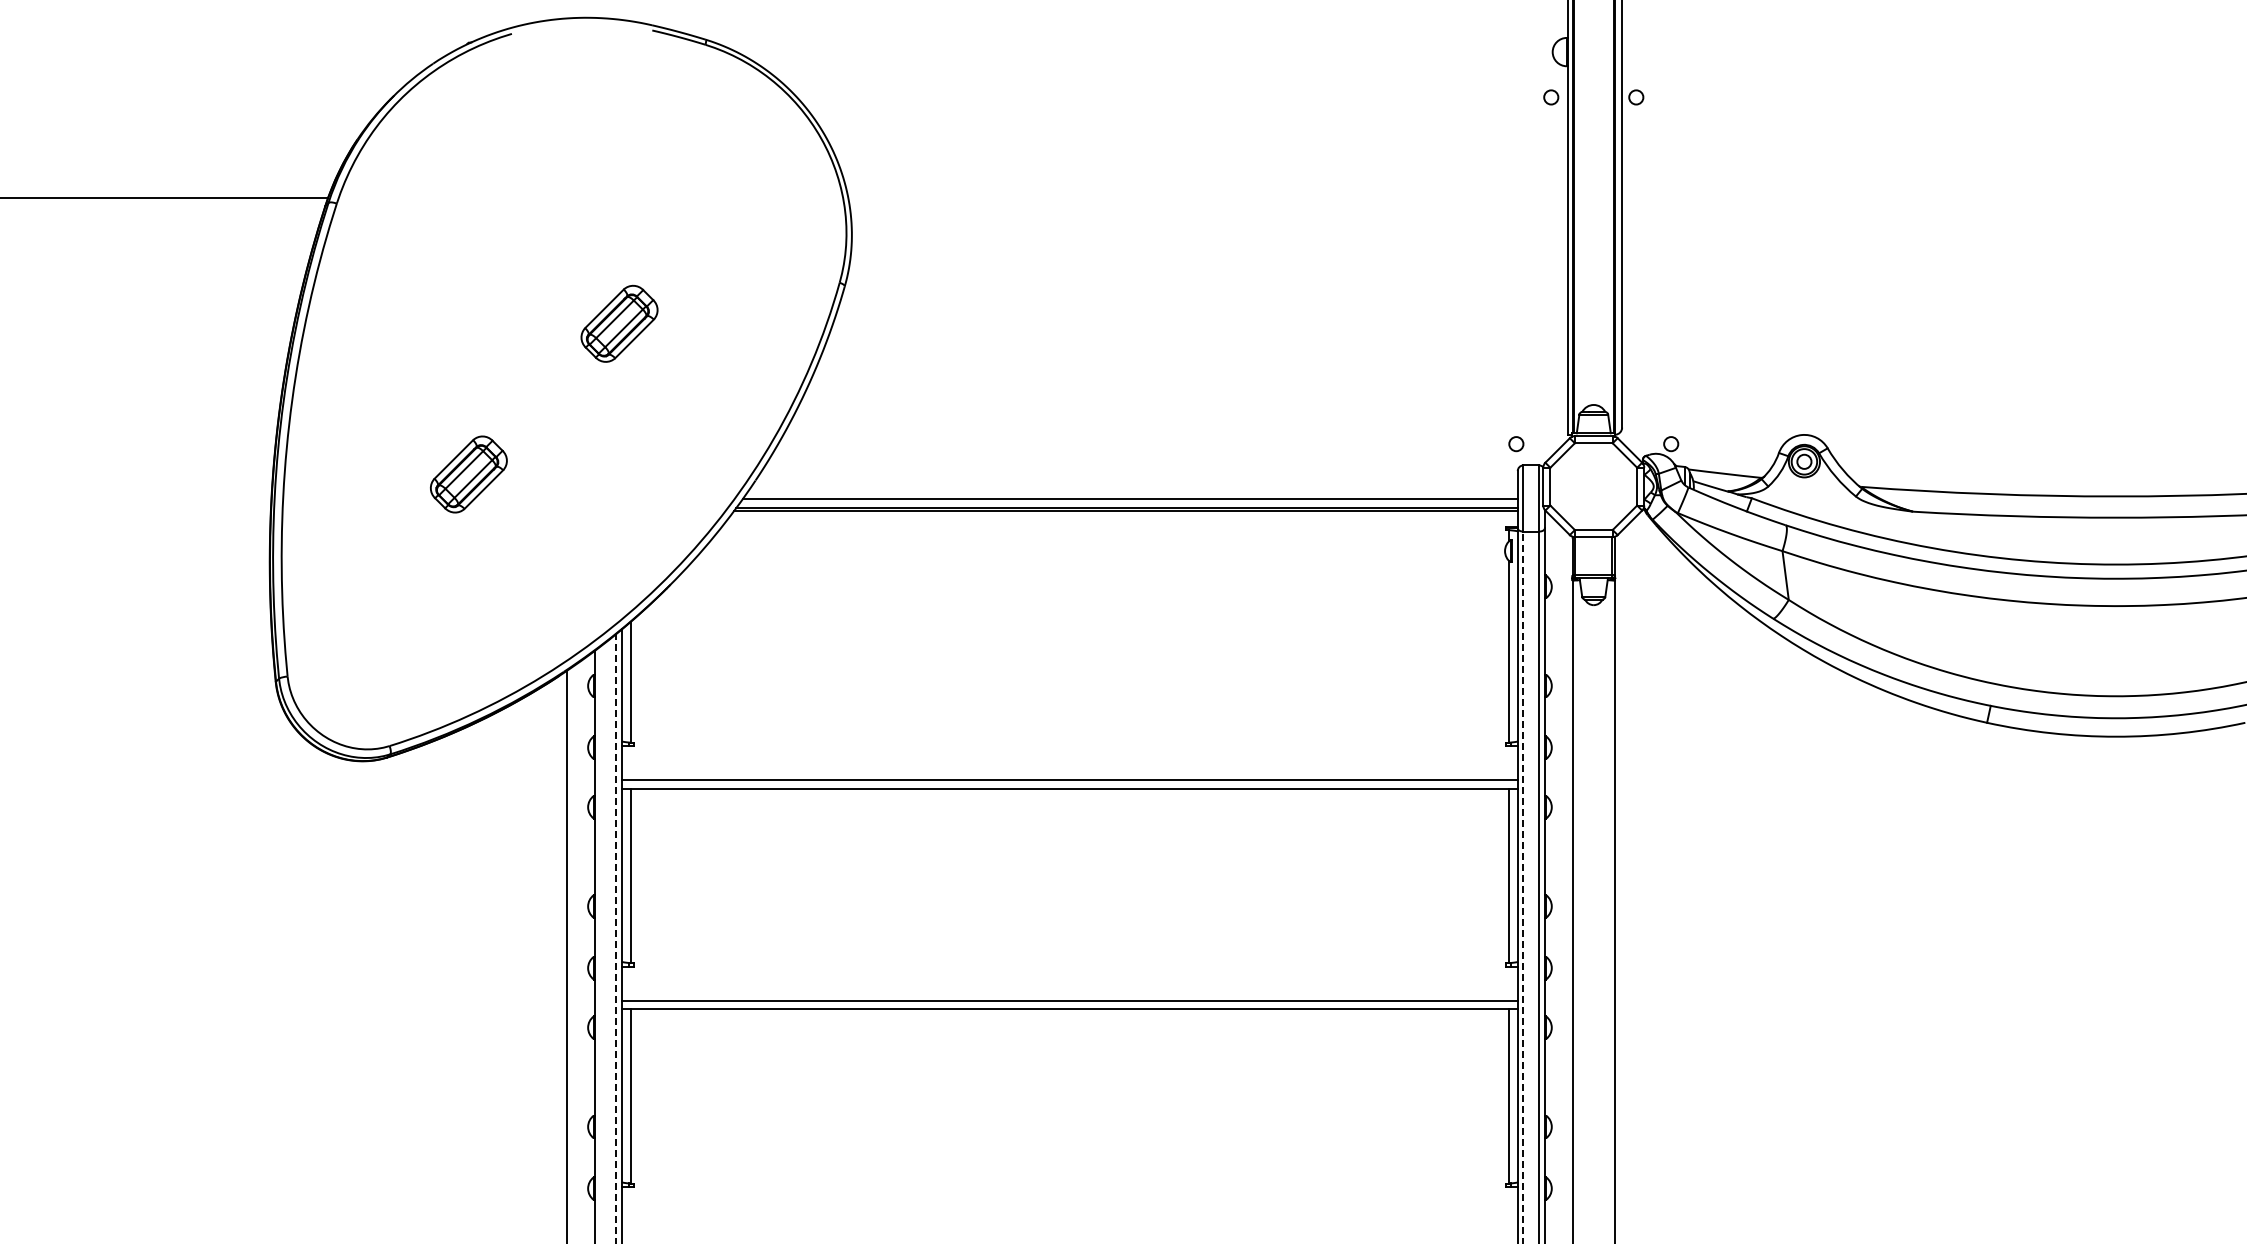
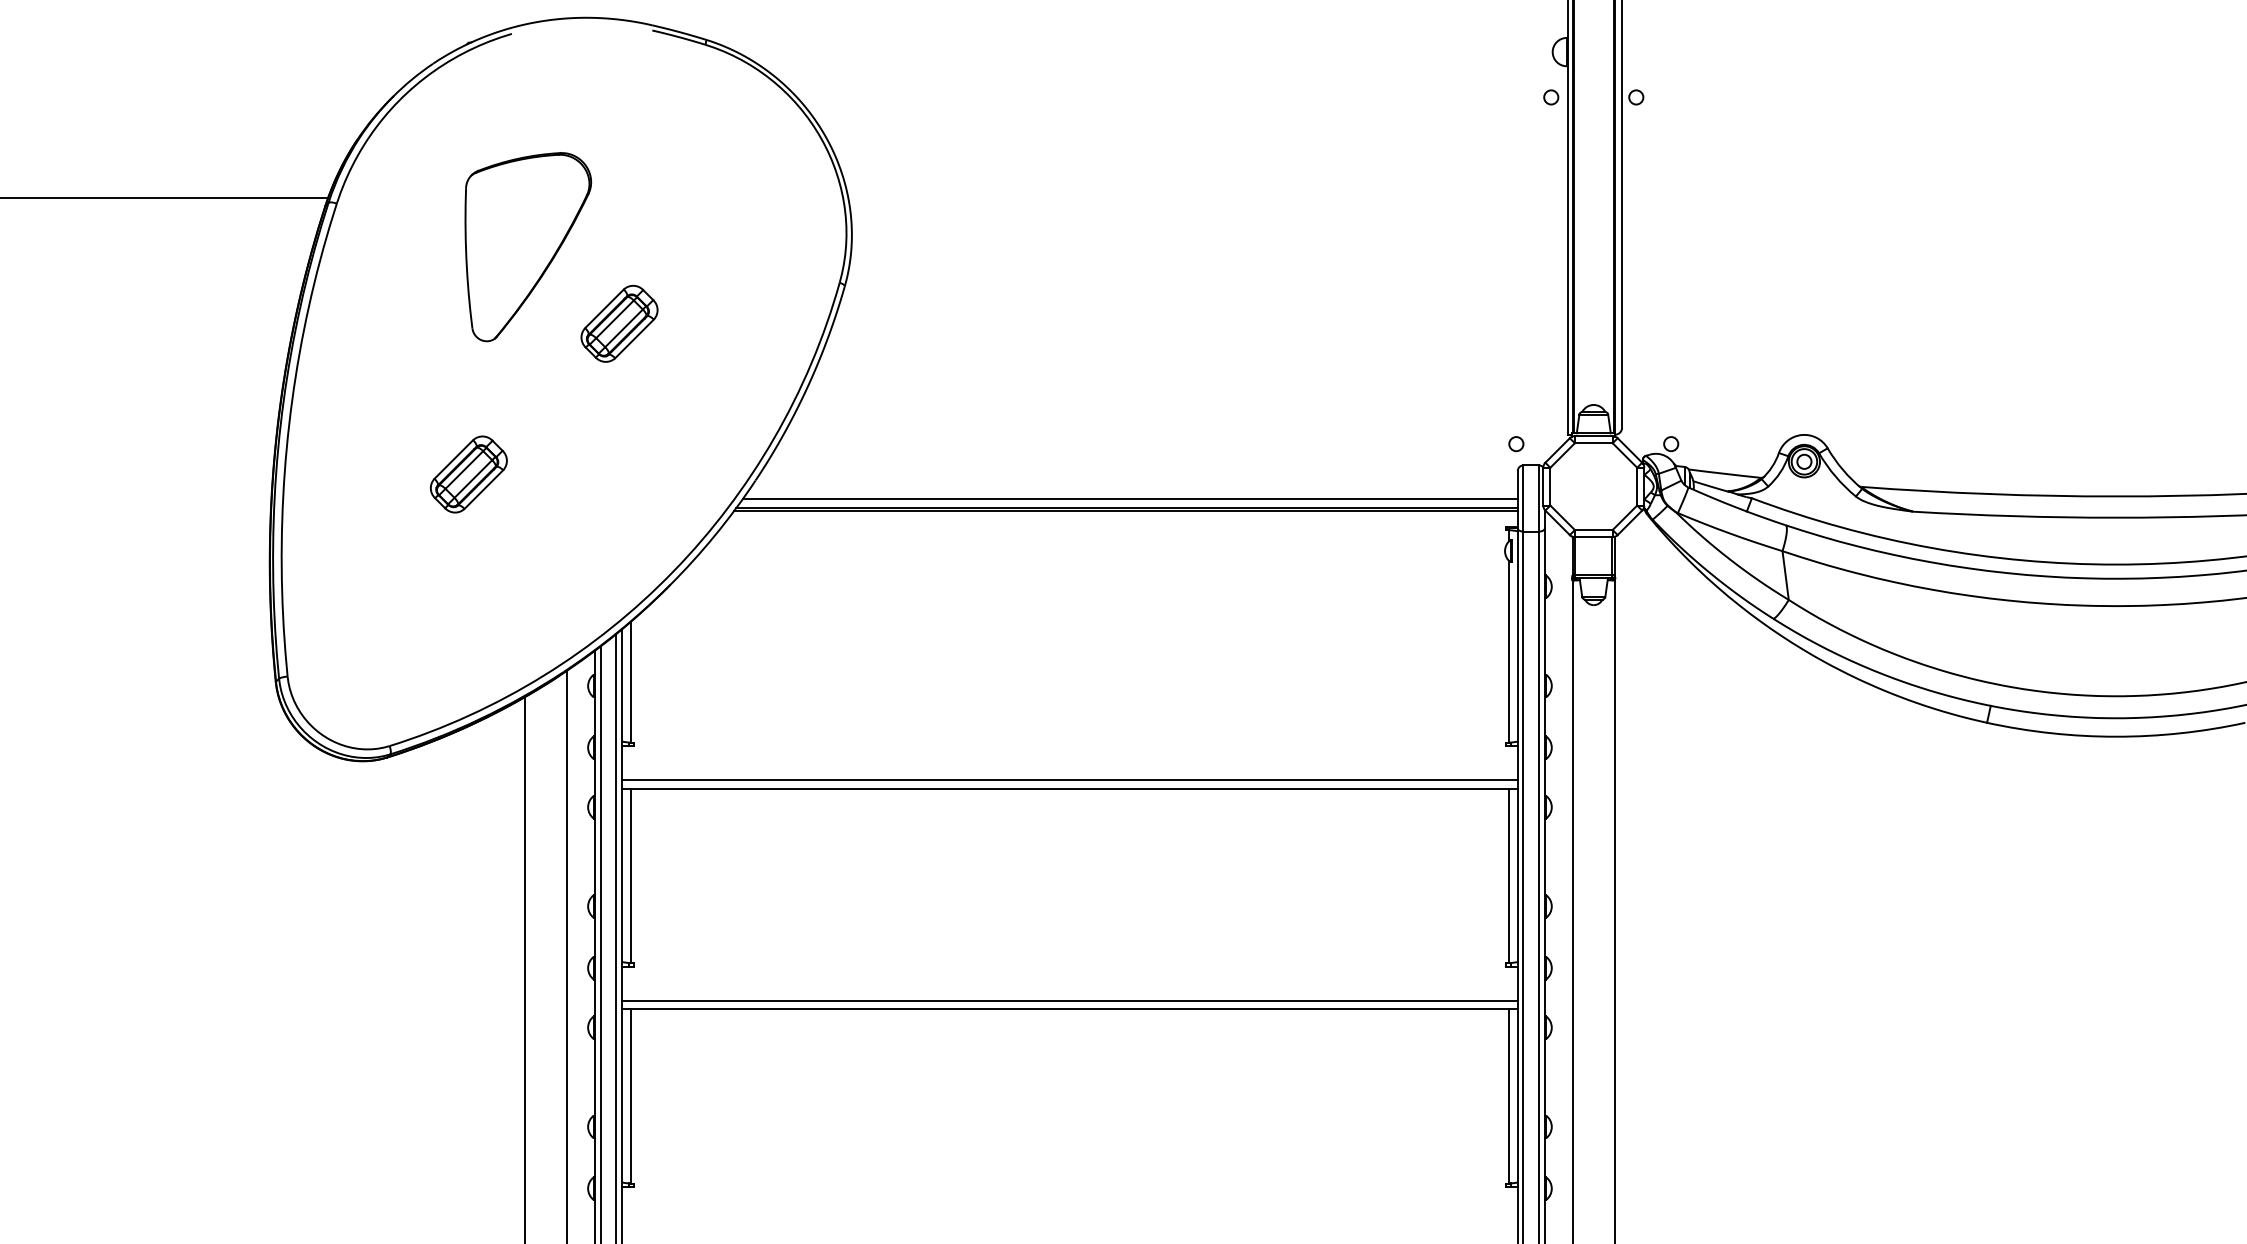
part: none -> present (528, 247)
line: dashed -> solid (1523, 887)
line: dashed -> solid (616, 938)
line: none -> present (600, 943)
line: none -> present (524, 968)
